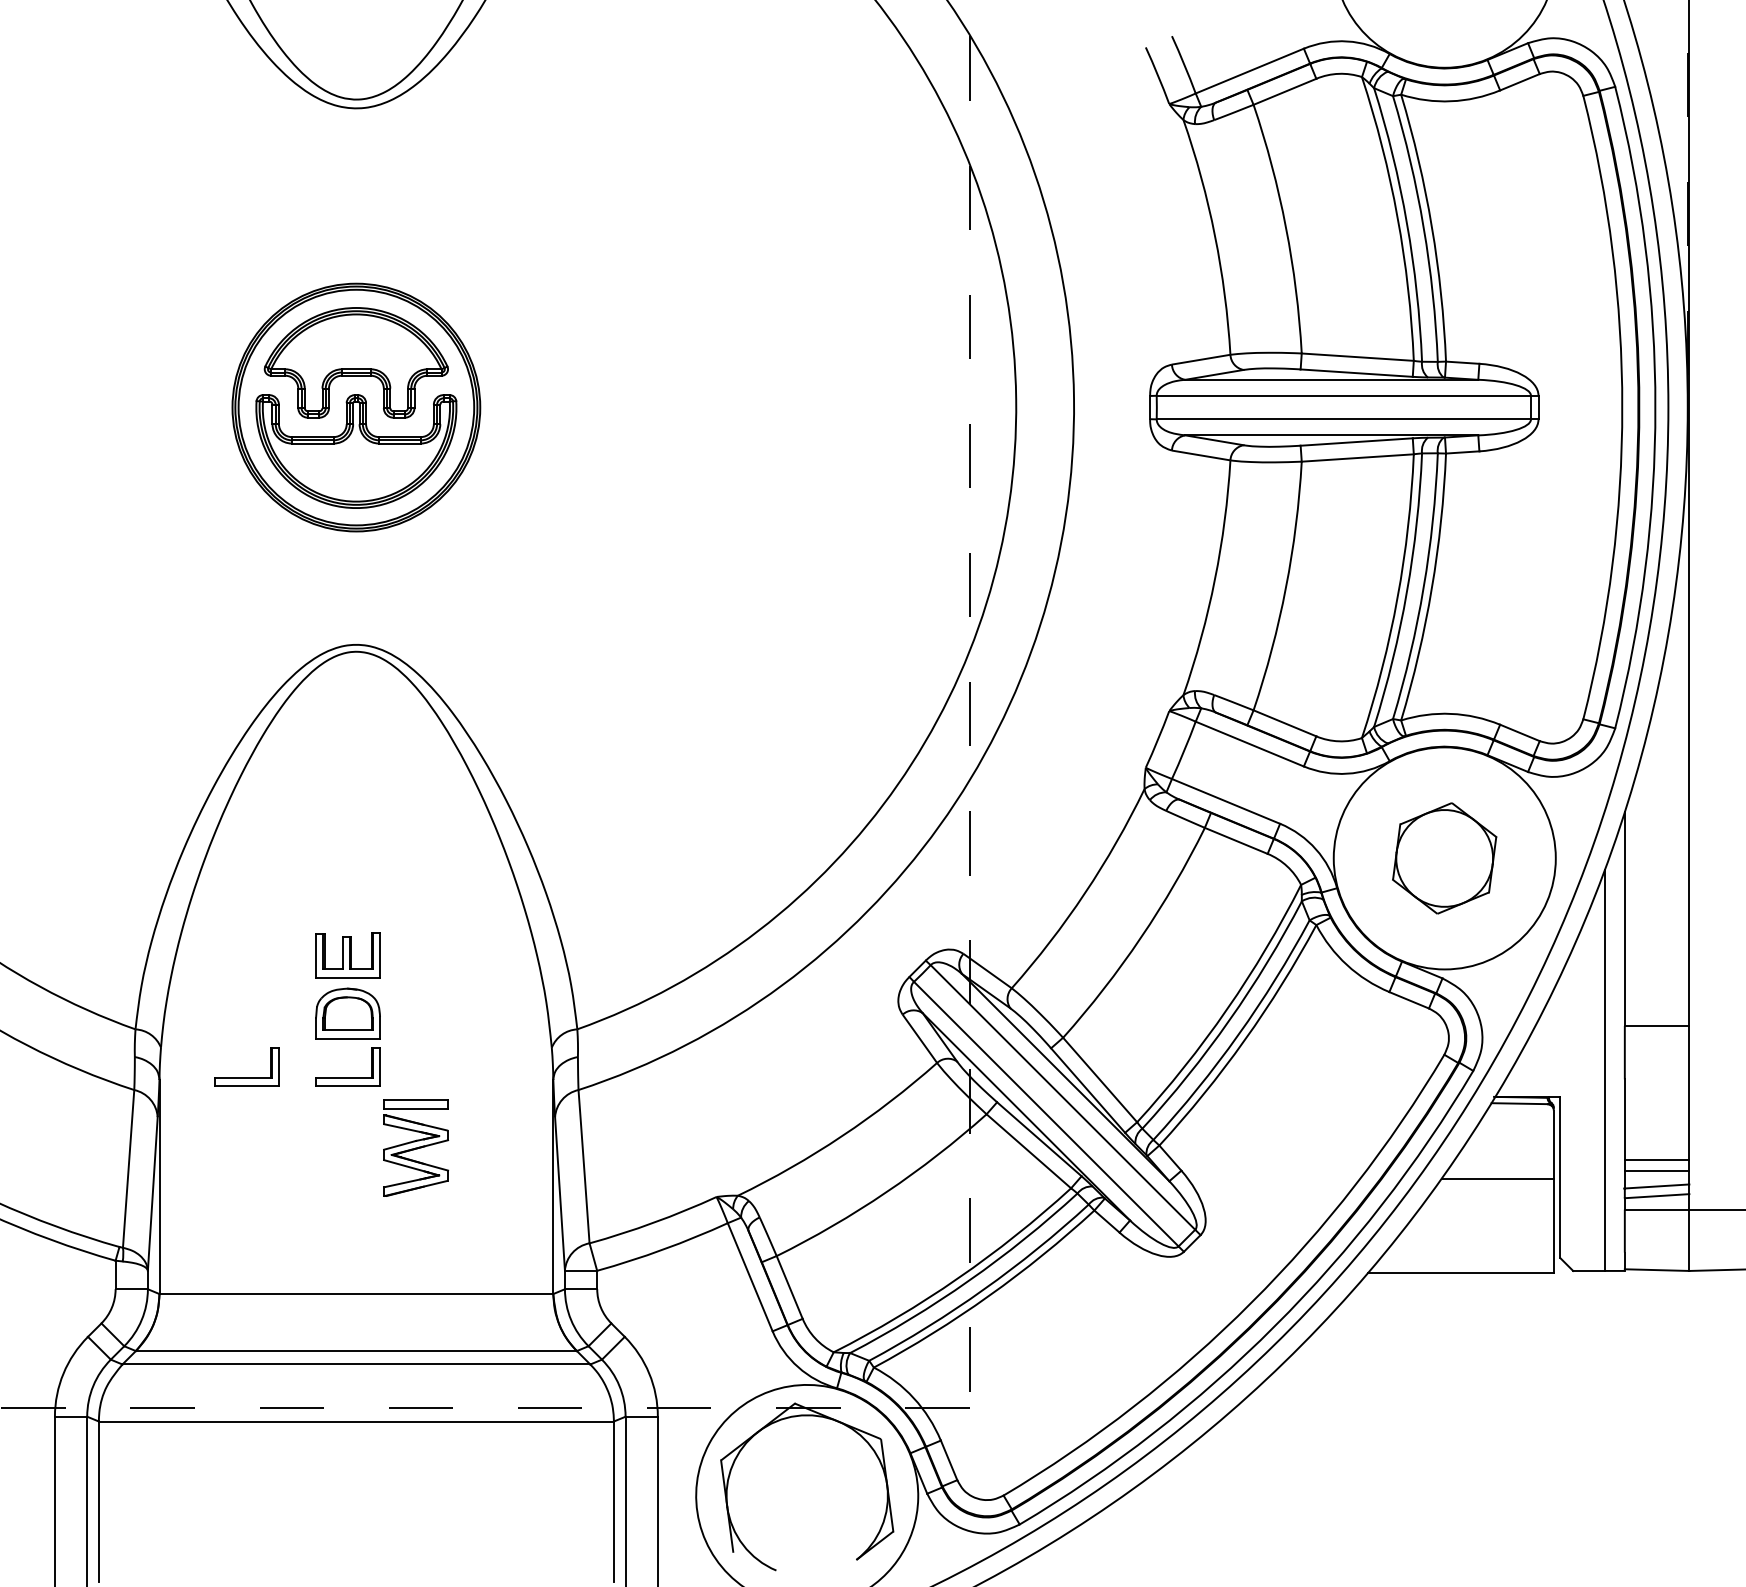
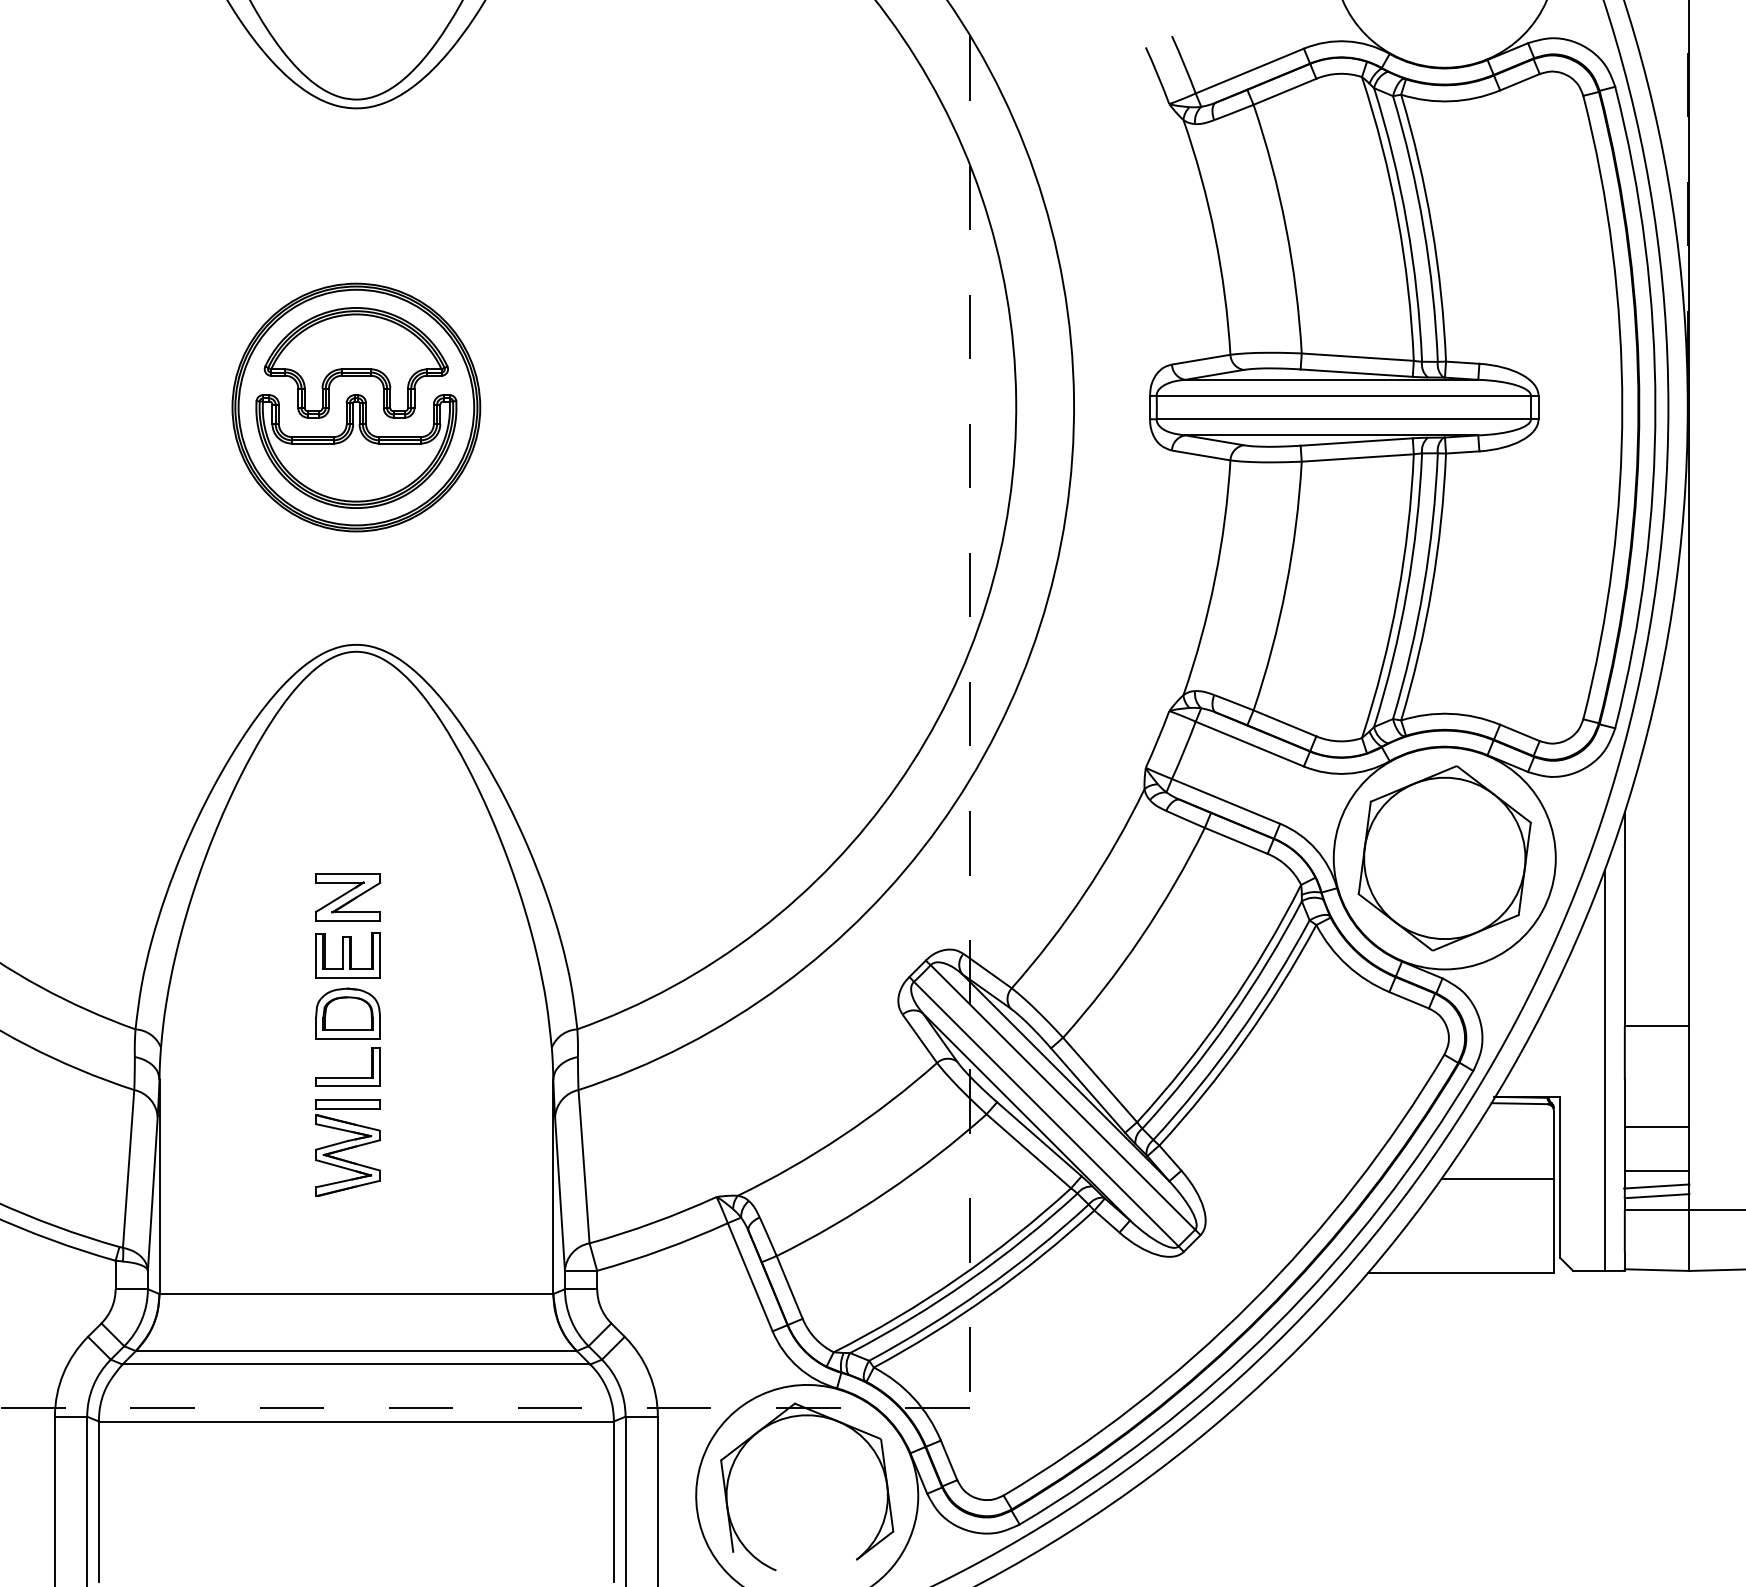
part size: 106x113 px -> 175x187 px (1444, 858)
part: none -> present (348, 897)
part: present -> none (246, 1077)
part position: (416, 1147) -> (348, 1147) (348, 1147)
line position: (1656, 1160) -> (1656, 1127) (1656, 1127)
